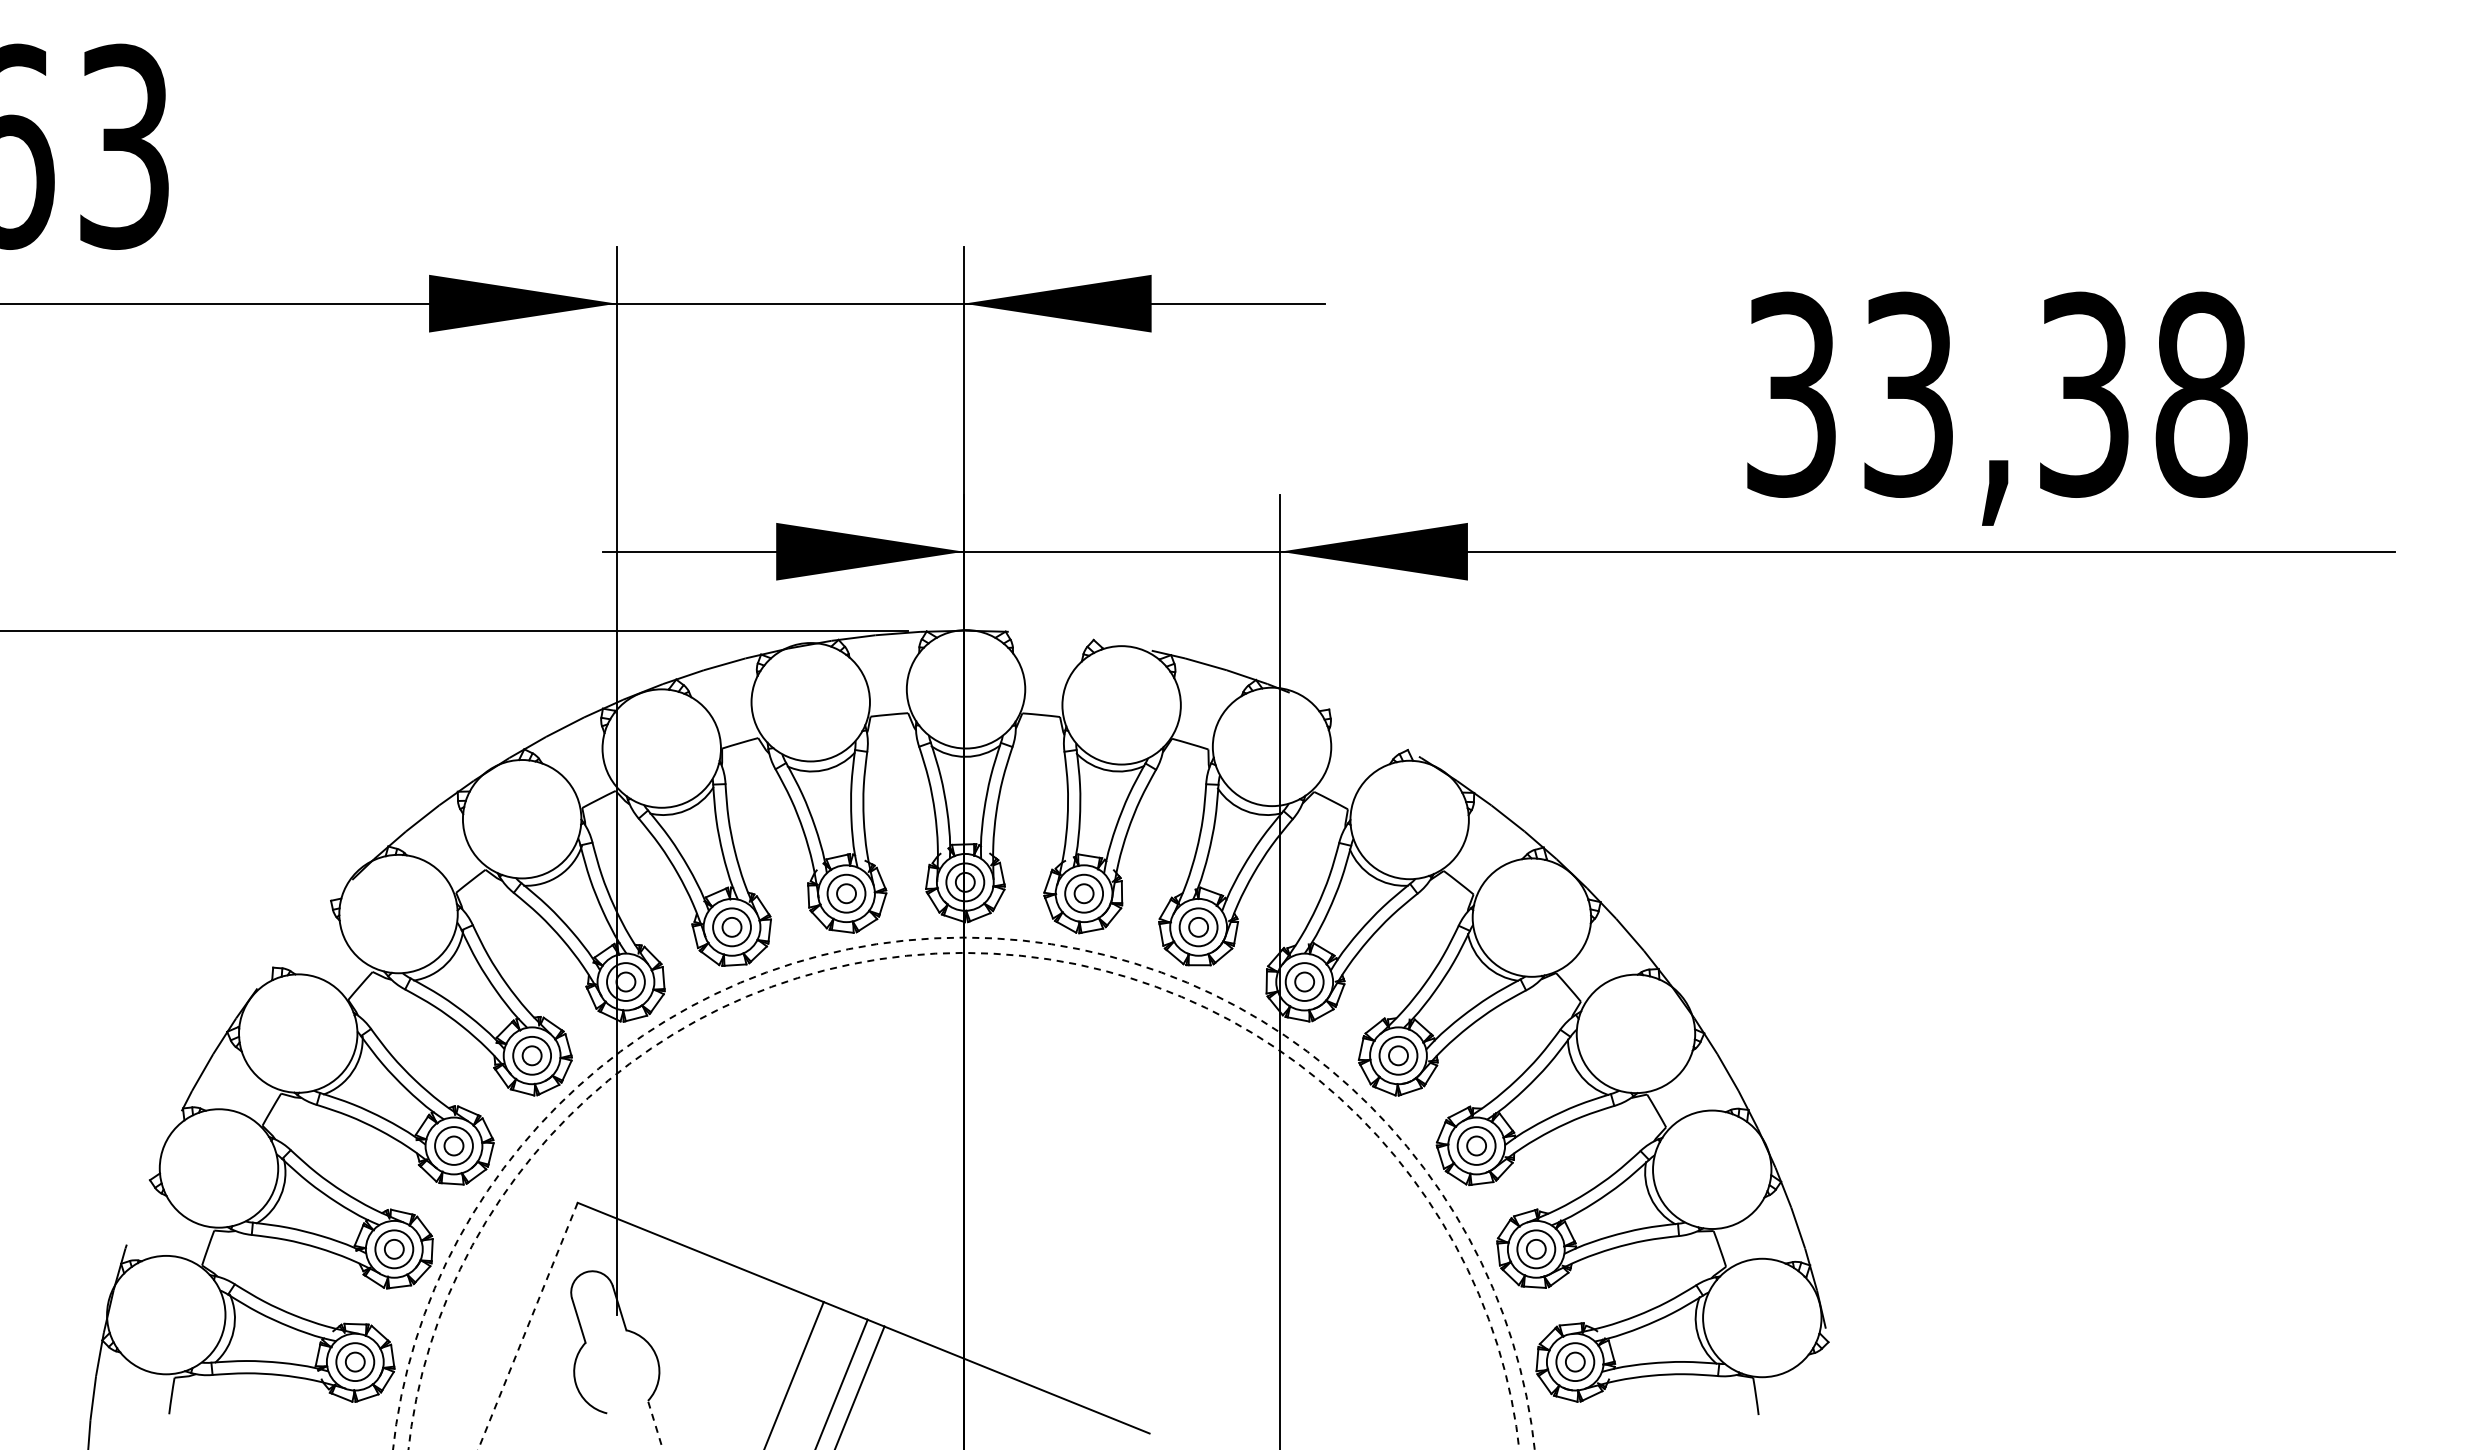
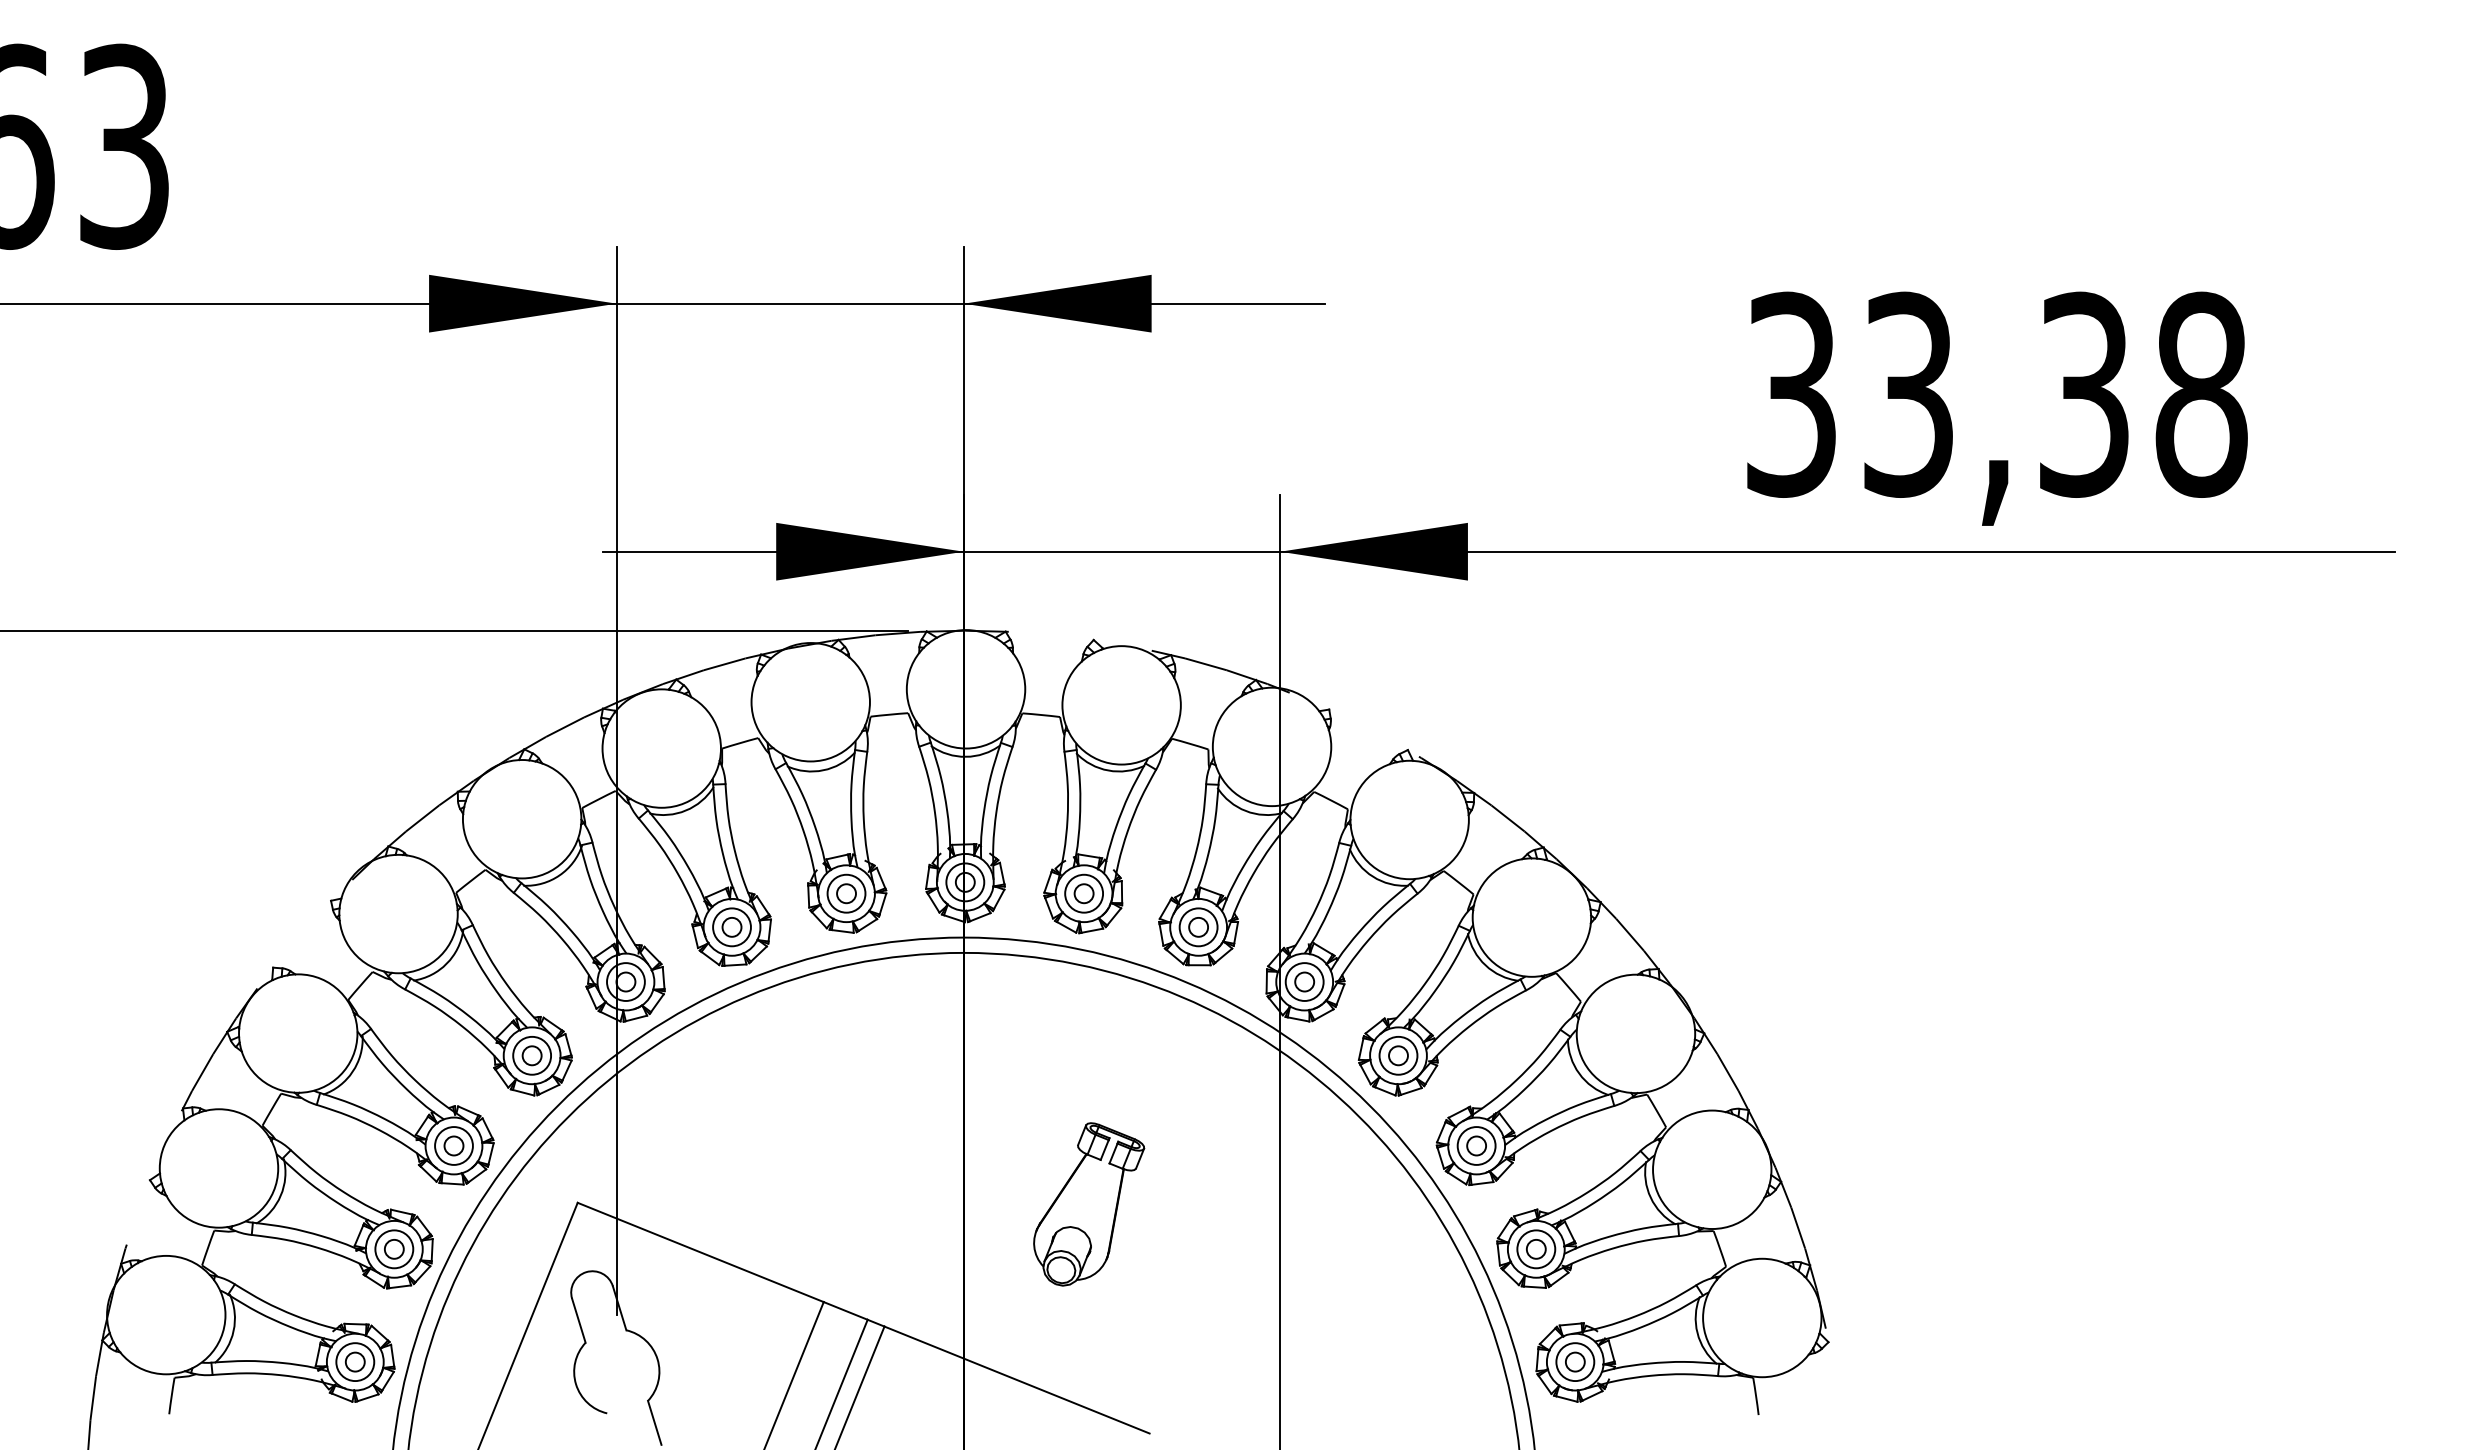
circle: dashed -> solid (963, 1193)
circle: dashed -> solid (963, 1200)
part: none -> present (1089, 1204)
line: dashed -> solid (527, 1326)
line: dashed -> solid (654, 1422)
